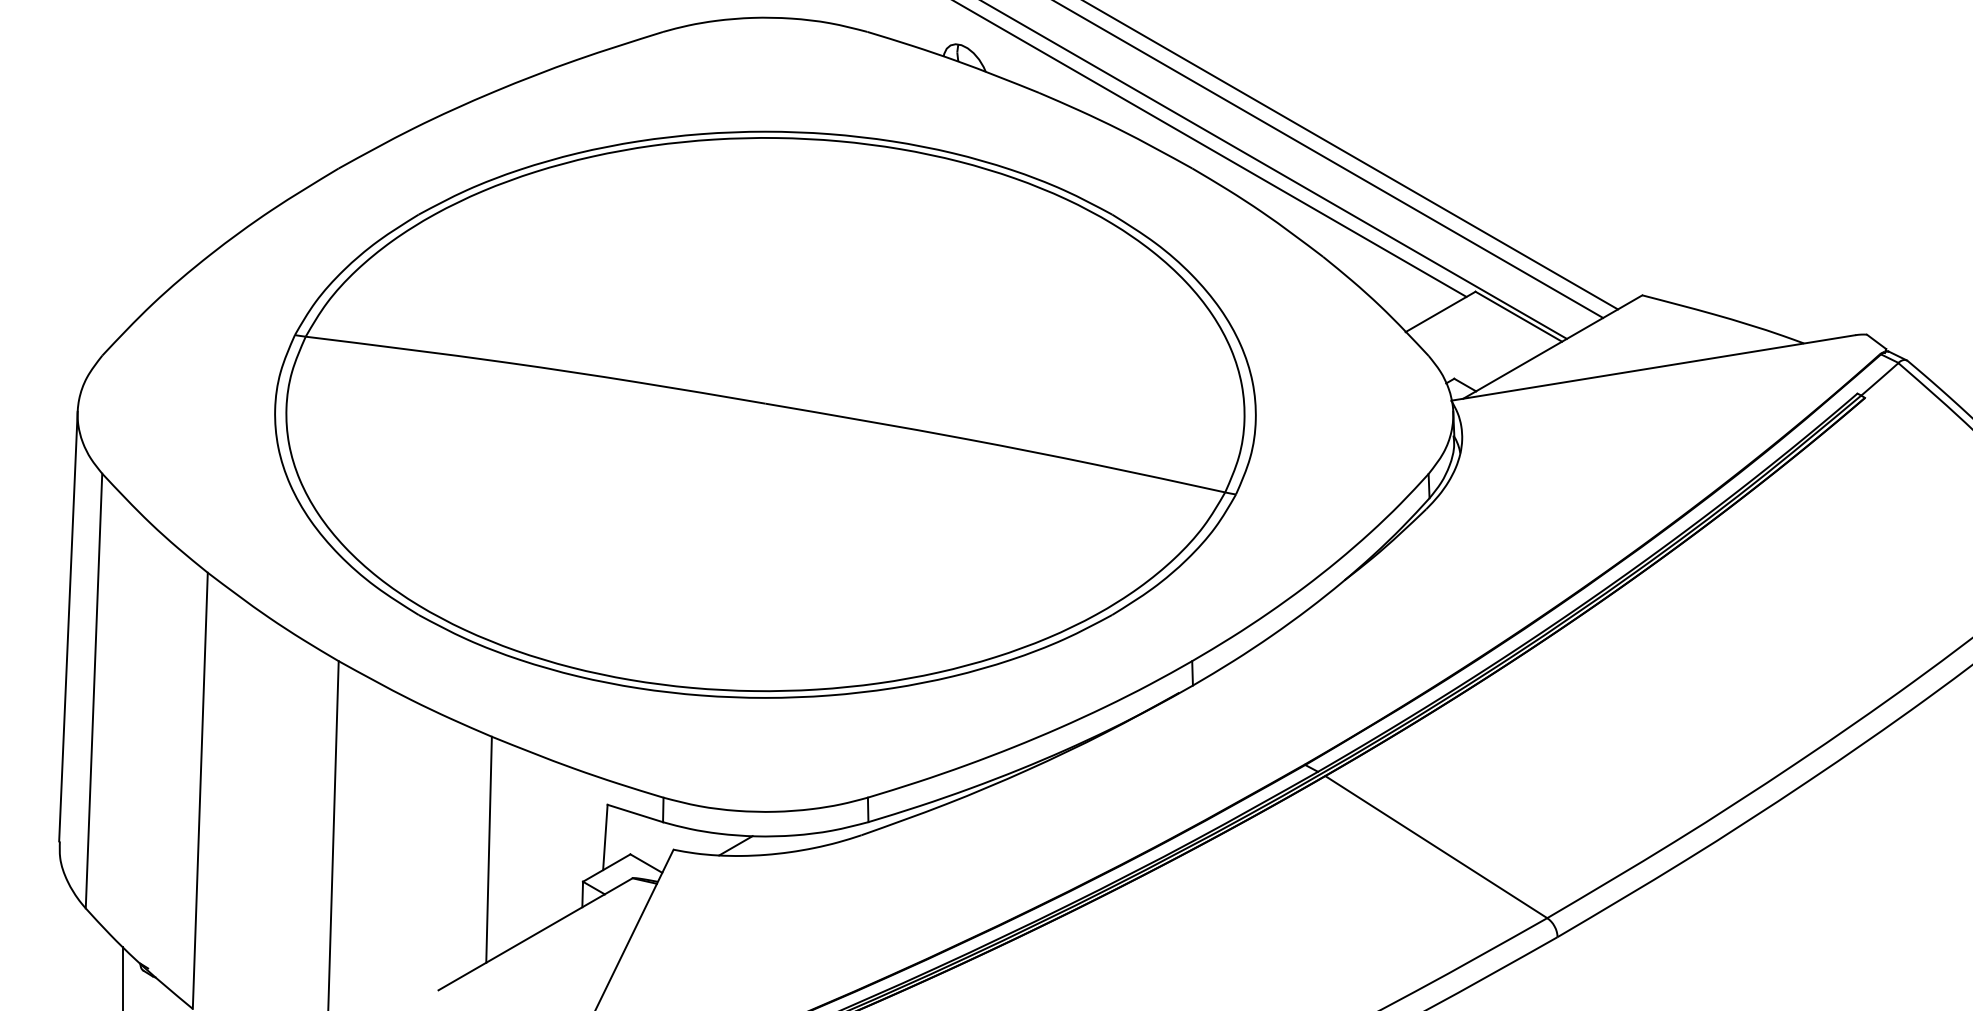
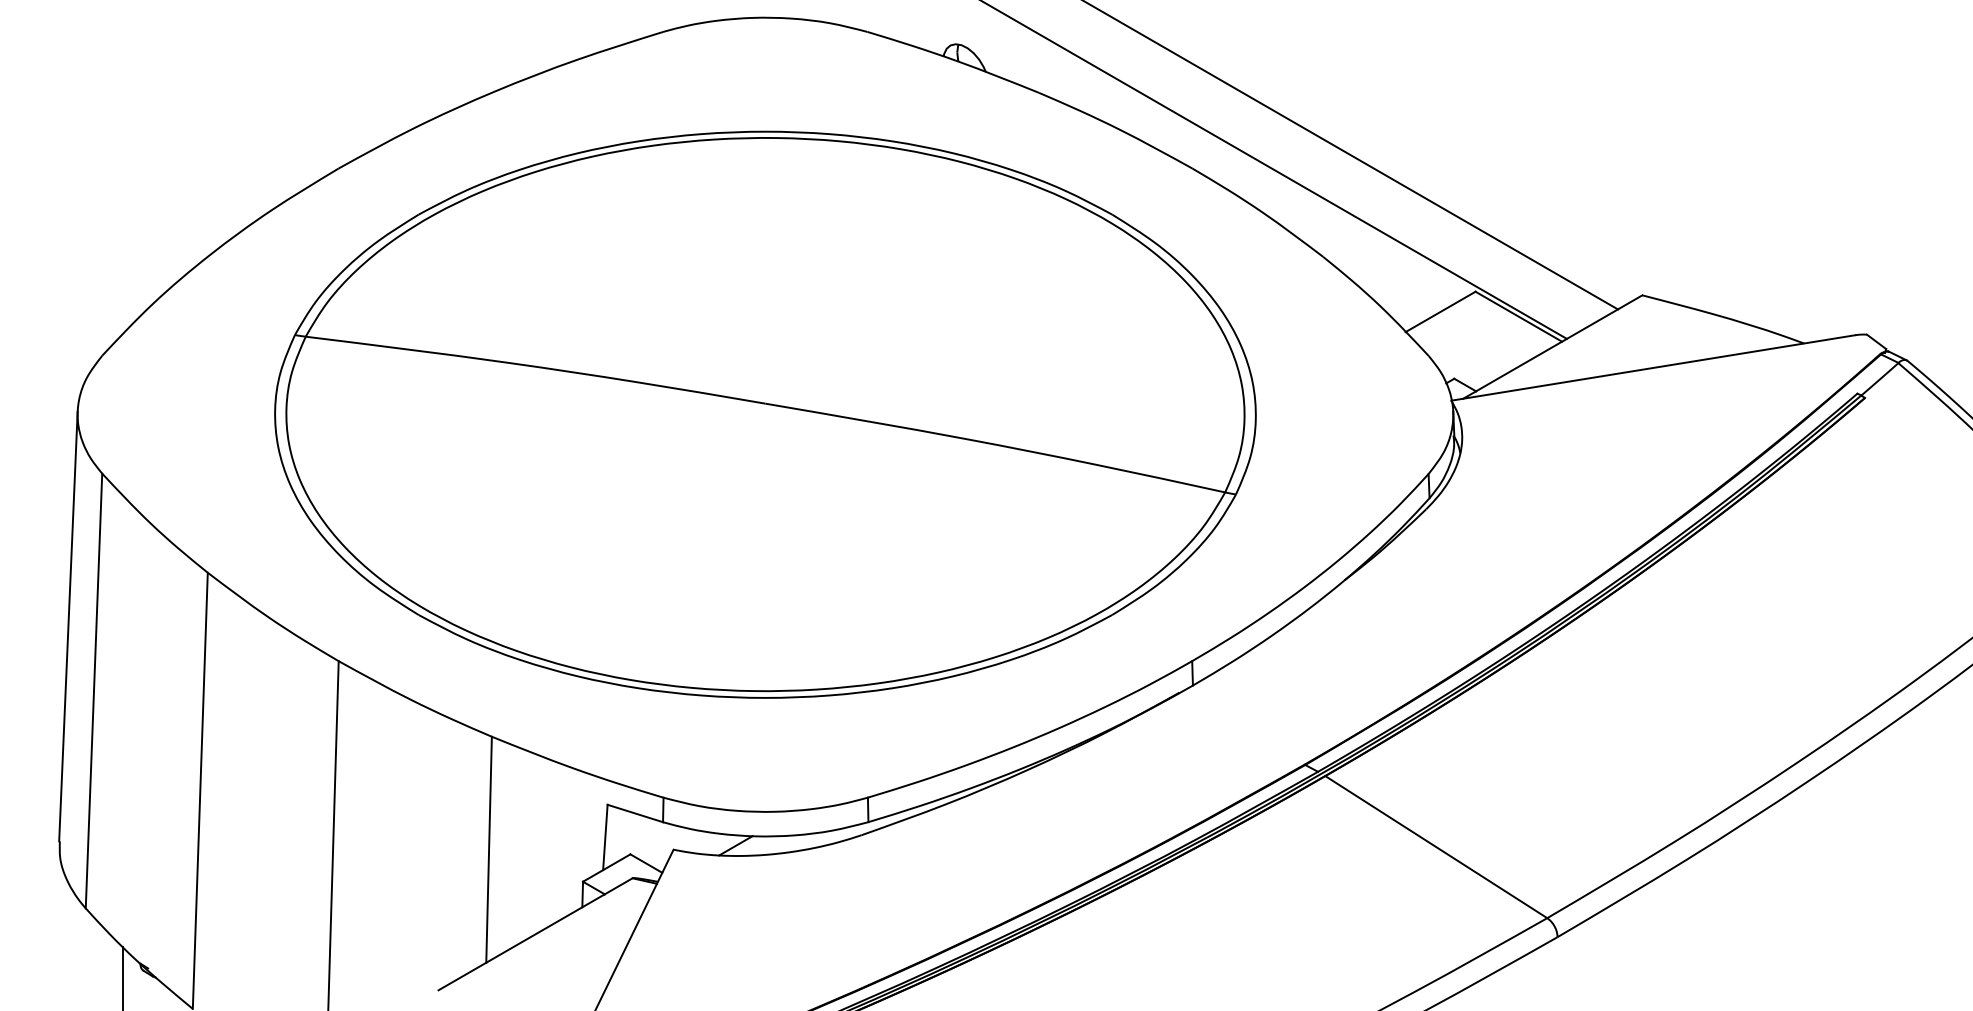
line: present -> none (1210, 149)
line: present -> none (1329, 159)
